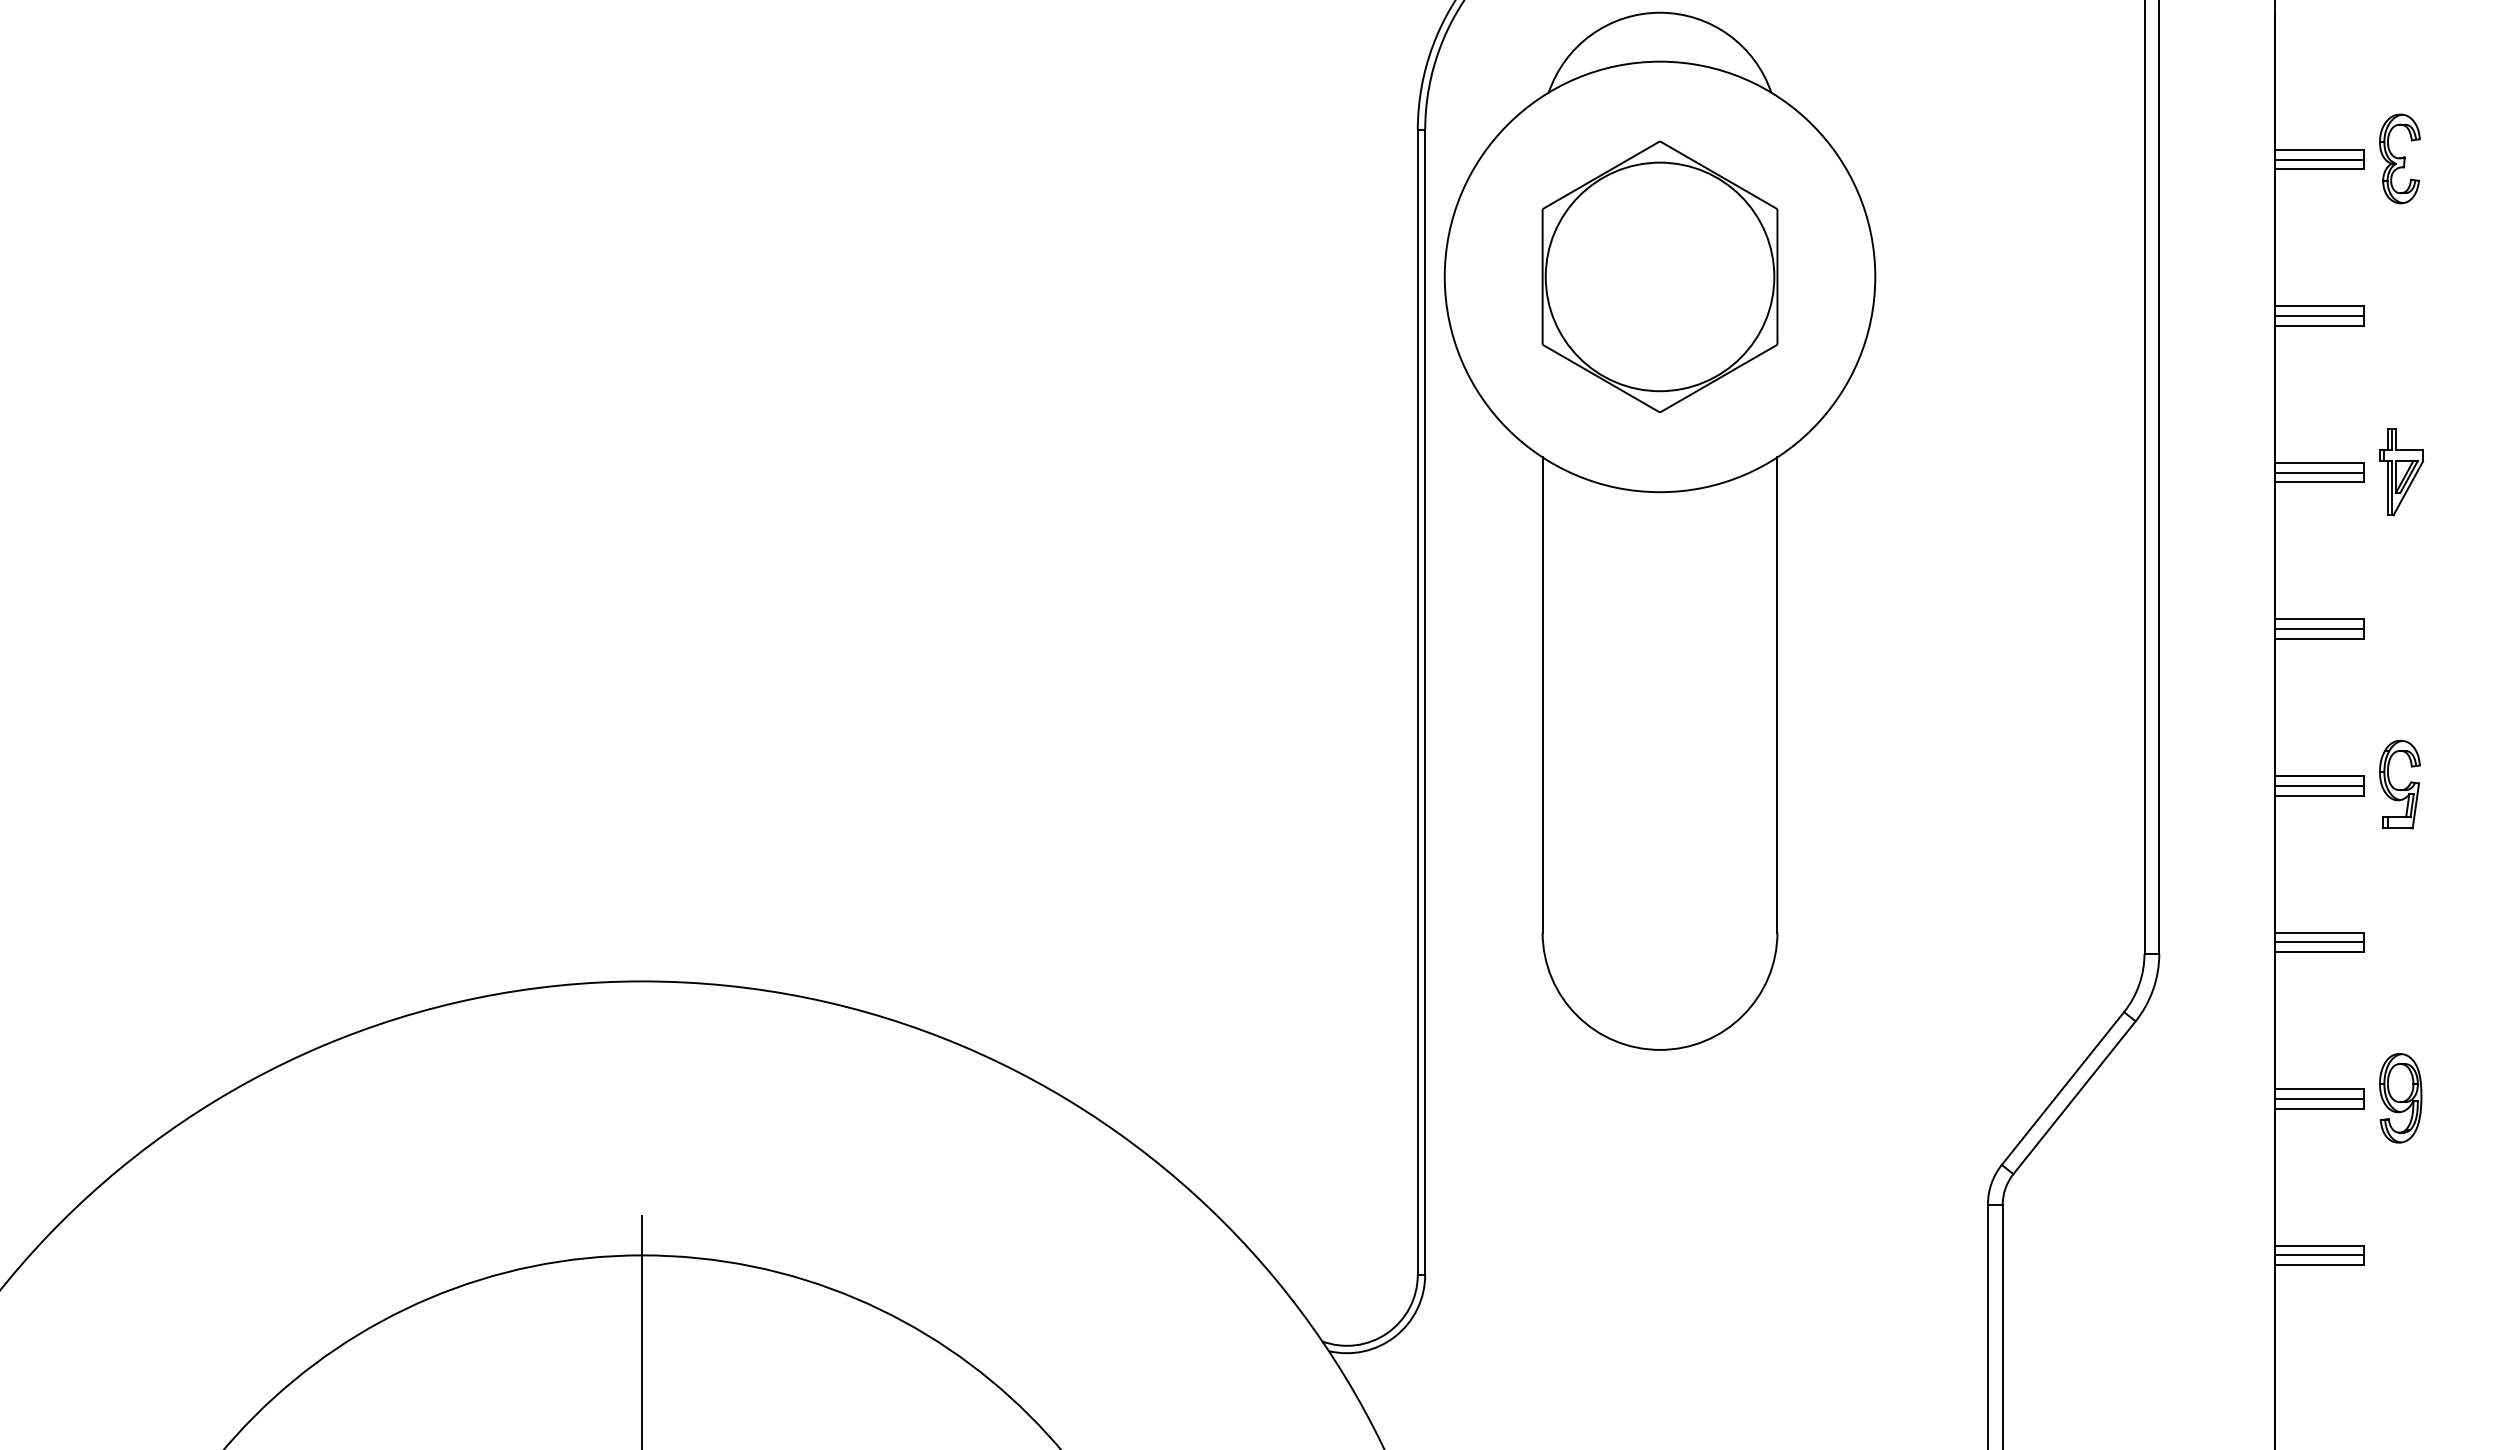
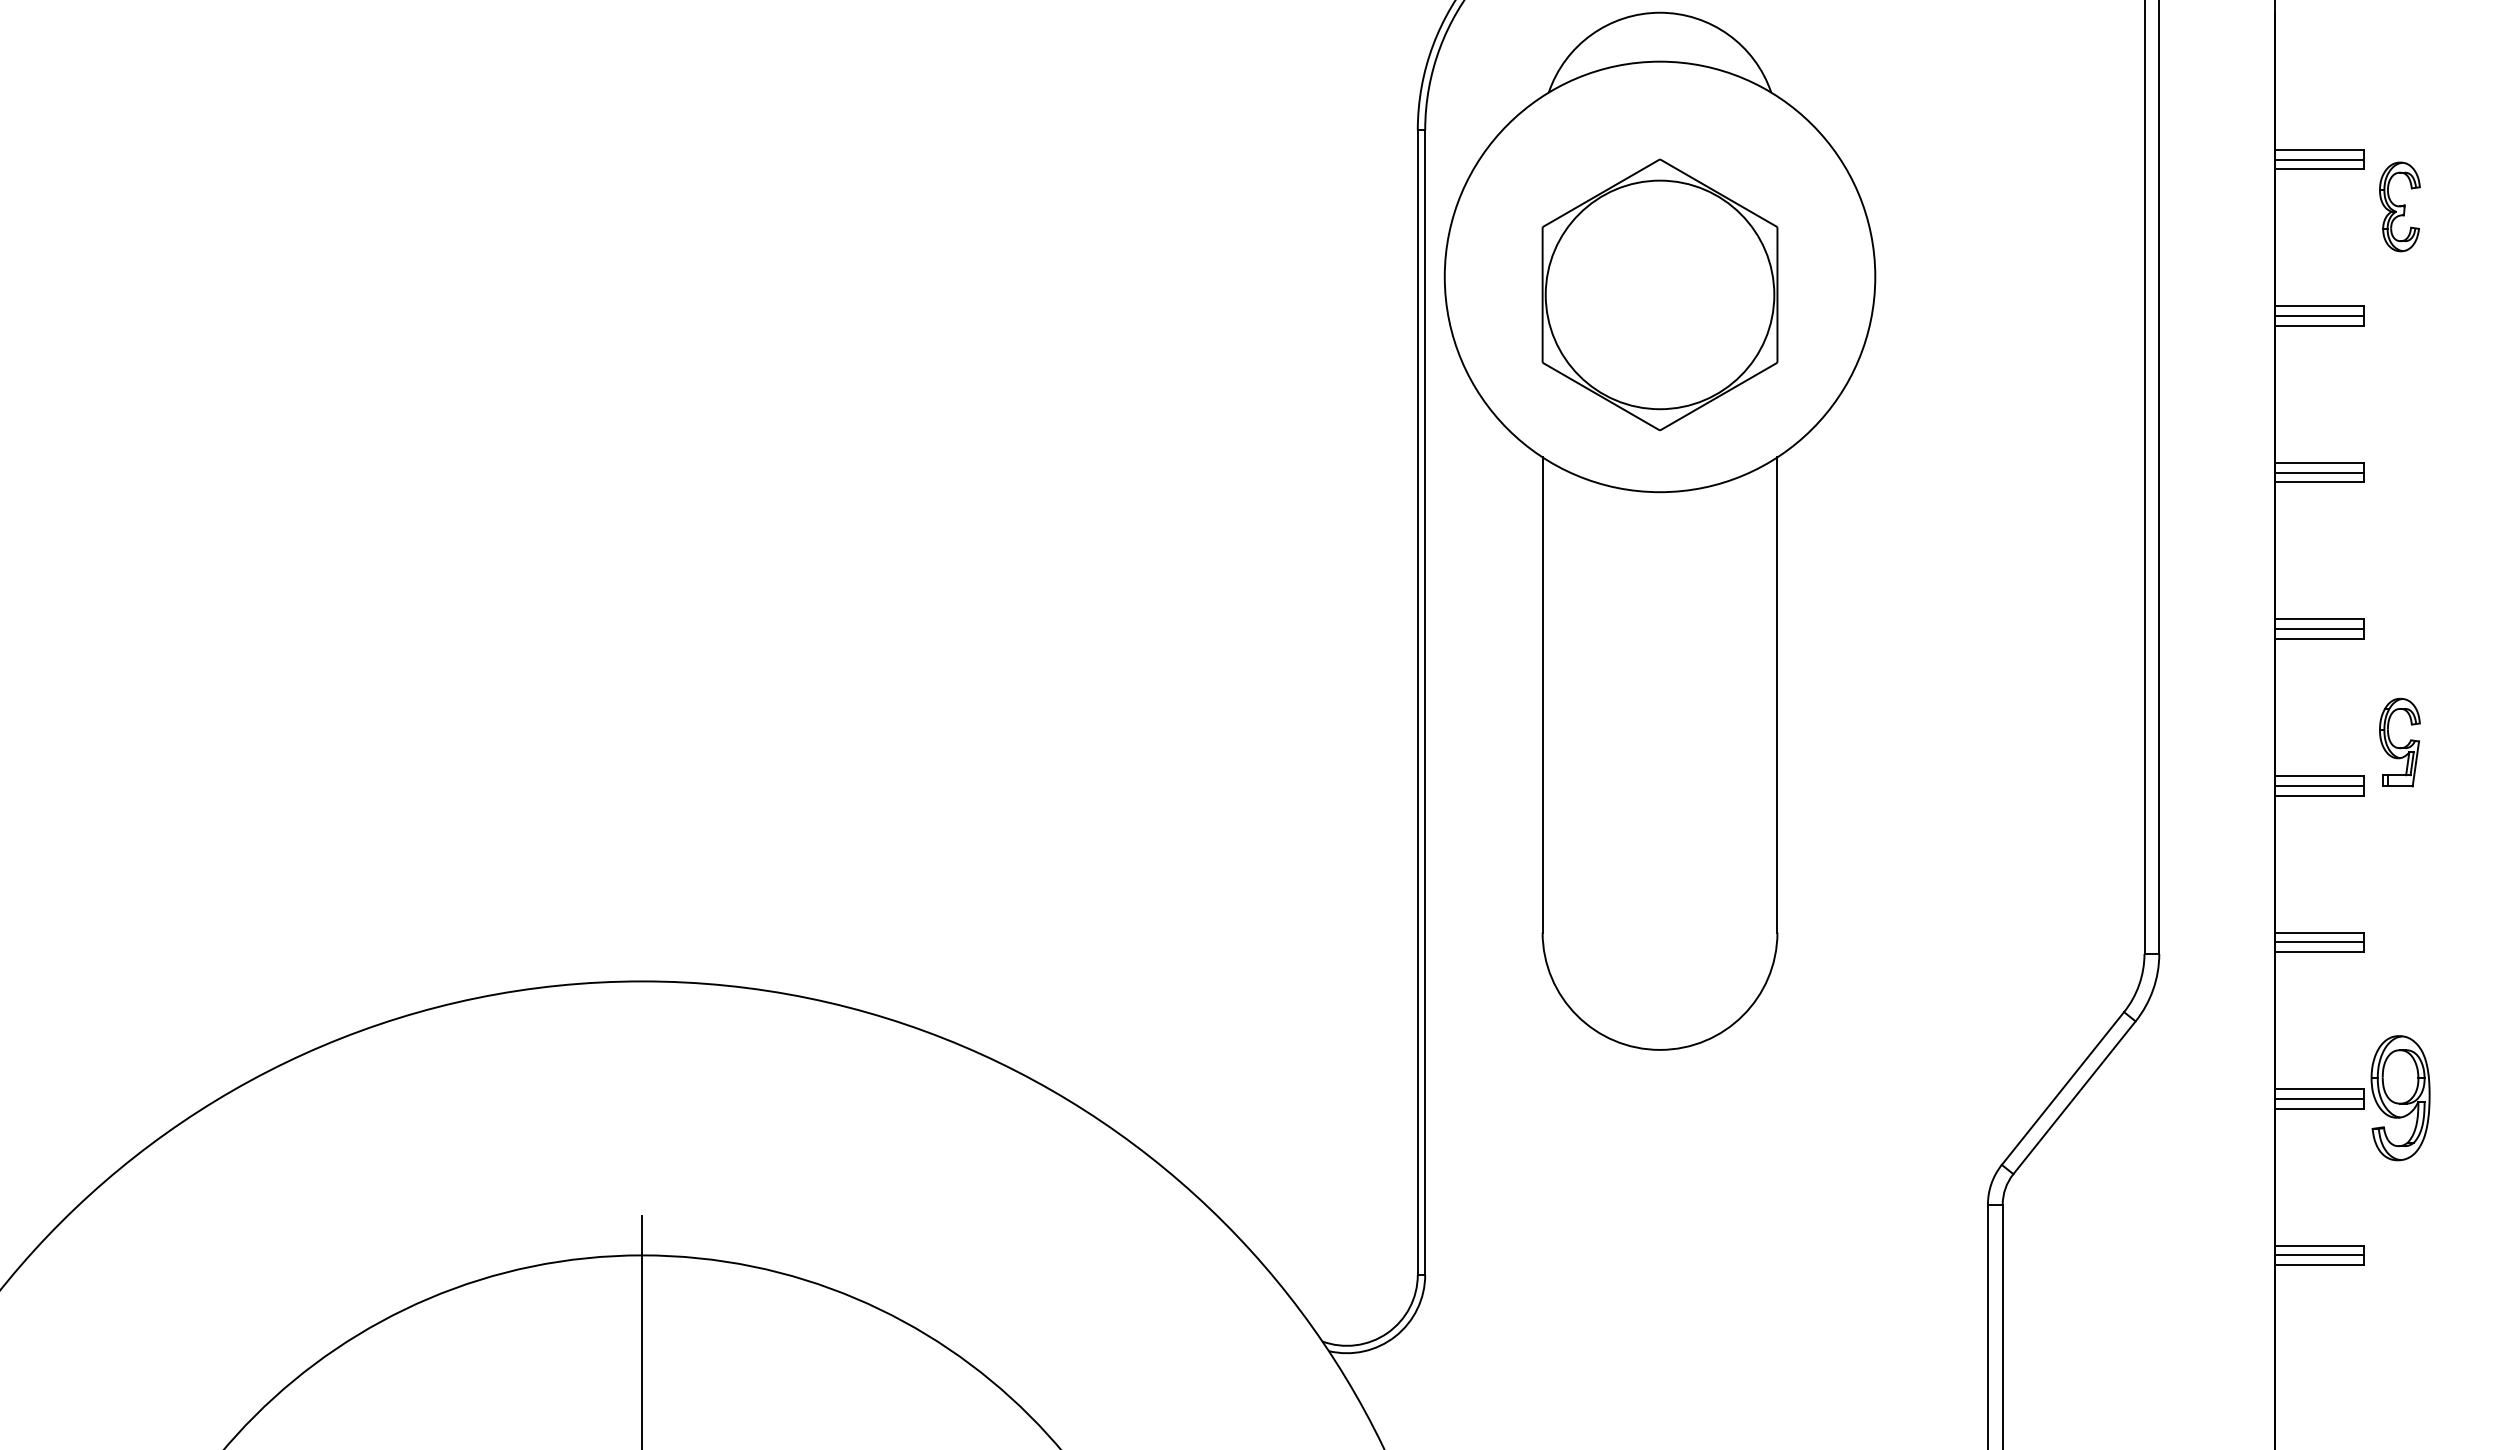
part position: (2399, 158) -> (2399, 206) (2399, 206)
part position: (1659, 276) -> (1659, 294) (1659, 294)
part: present -> none (2401, 472)
part position: (2399, 784) -> (2399, 742) (2399, 742)
part size: 44x91 px -> 61x127 px (2400, 1098)
